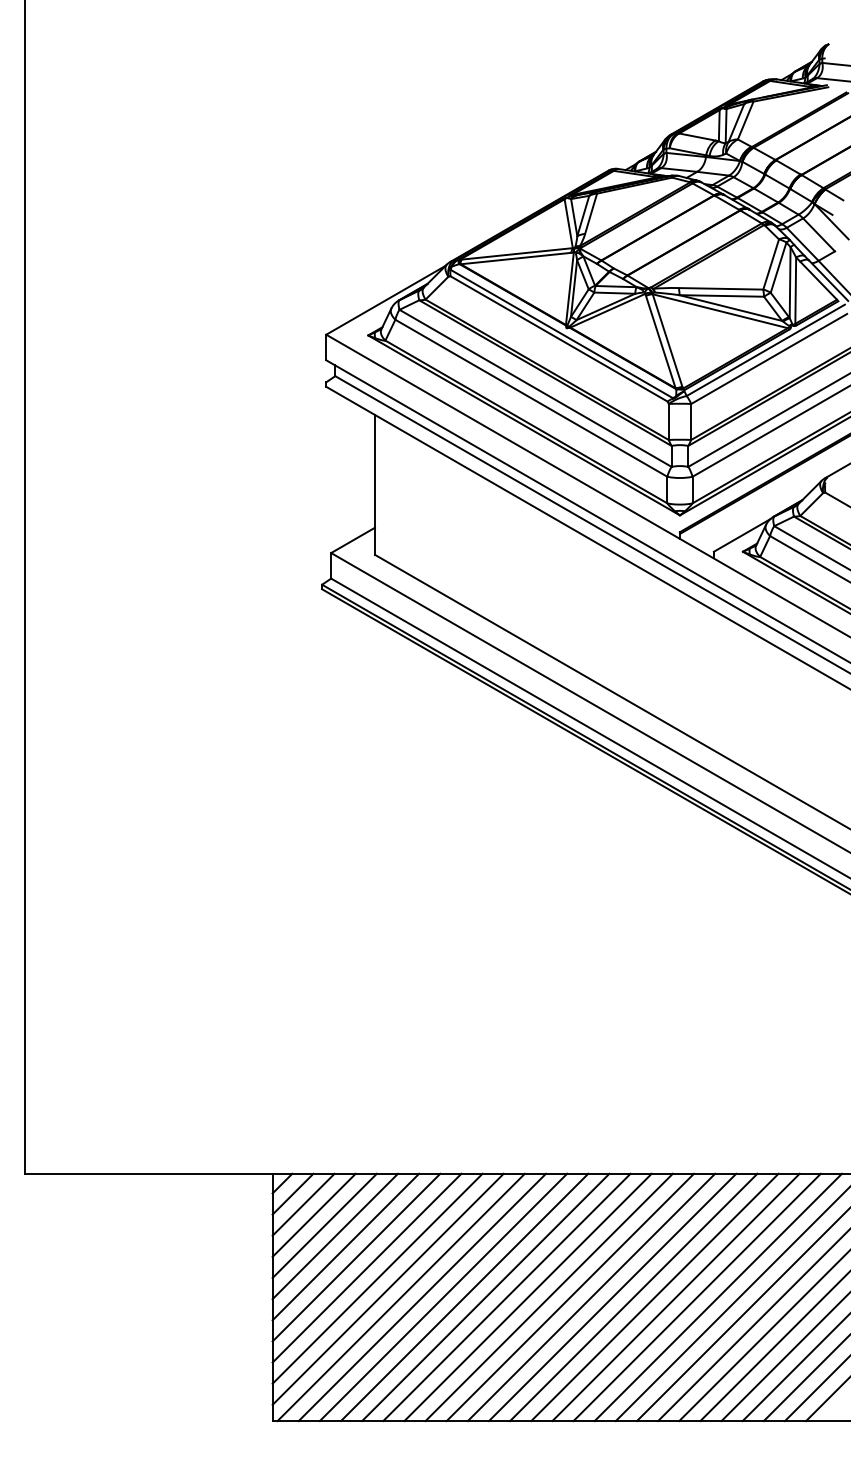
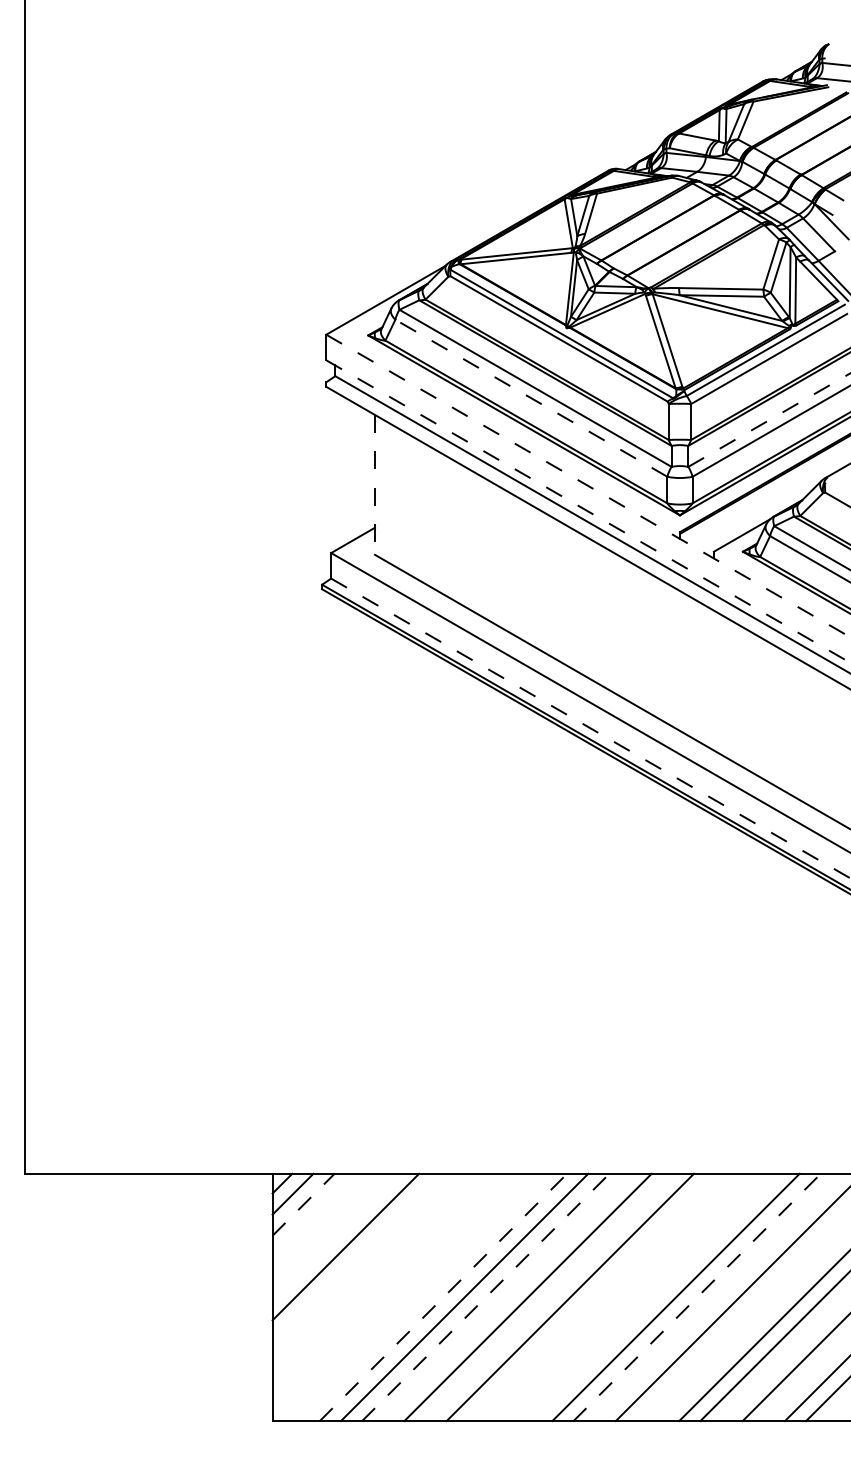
line: solid -> dashed (530, 398)
line: solid -> dashed (769, 419)
line: solid -> dashed (375, 484)
line: solid -> dashed (588, 486)
line: solid -> dashed (588, 511)
line: solid -> dashed (590, 728)
line: solid -> dashed (303, 1204)
line: present -> none (313, 1214)
line: present -> none (324, 1225)
line: present -> none (335, 1236)
line: present -> none (356, 1257)
line: present -> none (366, 1267)
line: present -> none (377, 1278)
line: present -> none (387, 1288)
line: present -> none (400, 1297)
line: present -> none (422, 1297)
line: solid -> dashed (443, 1297)
line: solid -> dashed (485, 1297)
line: present -> none (506, 1297)
line: present -> none (548, 1297)
line: present -> none (591, 1297)
line: present -> none (612, 1297)
line: present -> none (633, 1297)
line: present -> none (654, 1297)
line: solid -> dashed (697, 1297)
line: present -> none (717, 1297)
line: present -> none (742, 1315)
line: present -> none (752, 1326)
line: present -> none (784, 1357)
line: present -> none (805, 1379)
